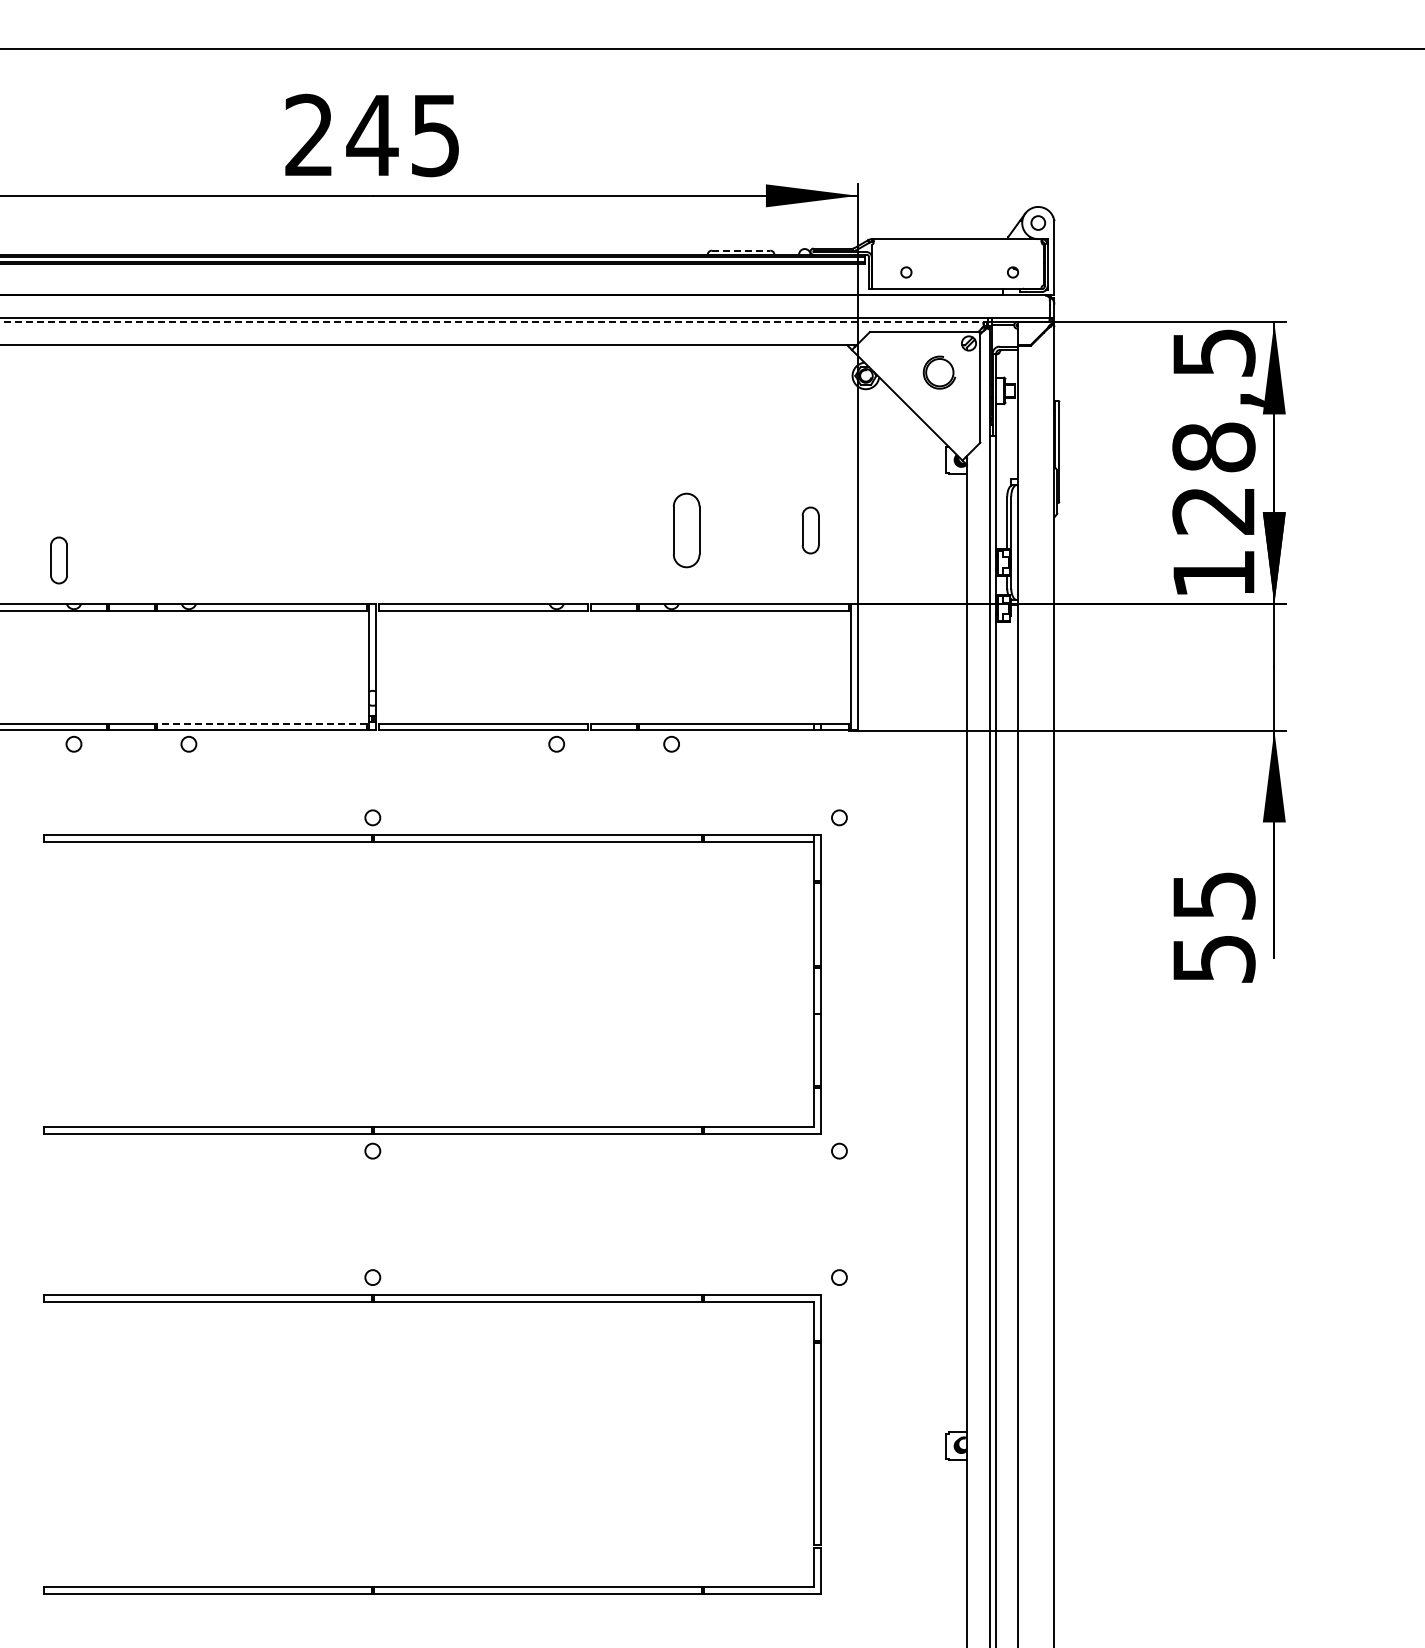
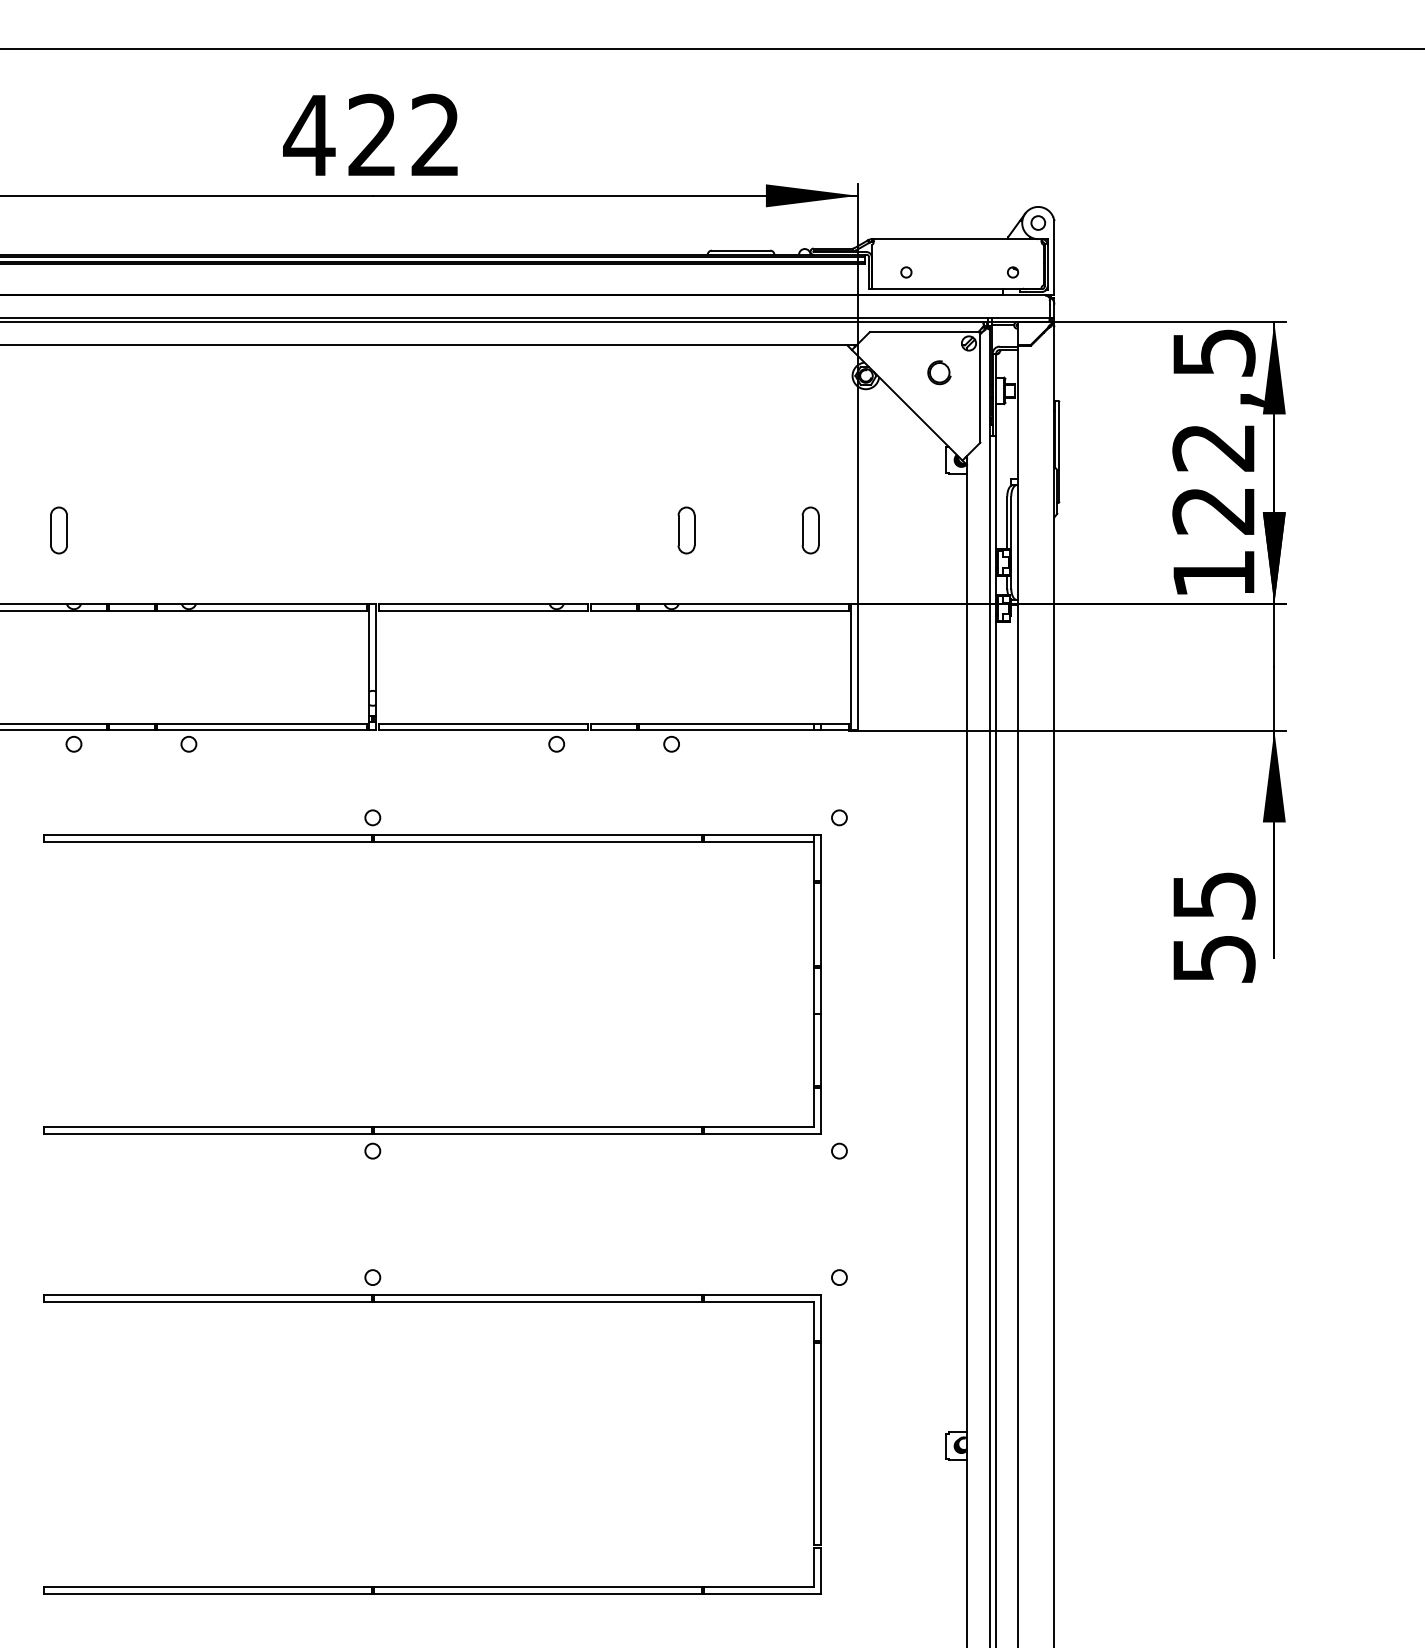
text: 245 -> 422 (370, 135)
line: dashed -> solid (741, 250)
line: dashed -> solid (492, 322)
part size: 35x35 px -> 25x26 px (939, 372)
text: 128,5 -> 122,5 (1213, 447)
part size: 29x77 px -> 19x49 px (686, 530)
part position: (58, 560) -> (58, 530) (58, 530)
line: dashed -> solid (262, 723)
